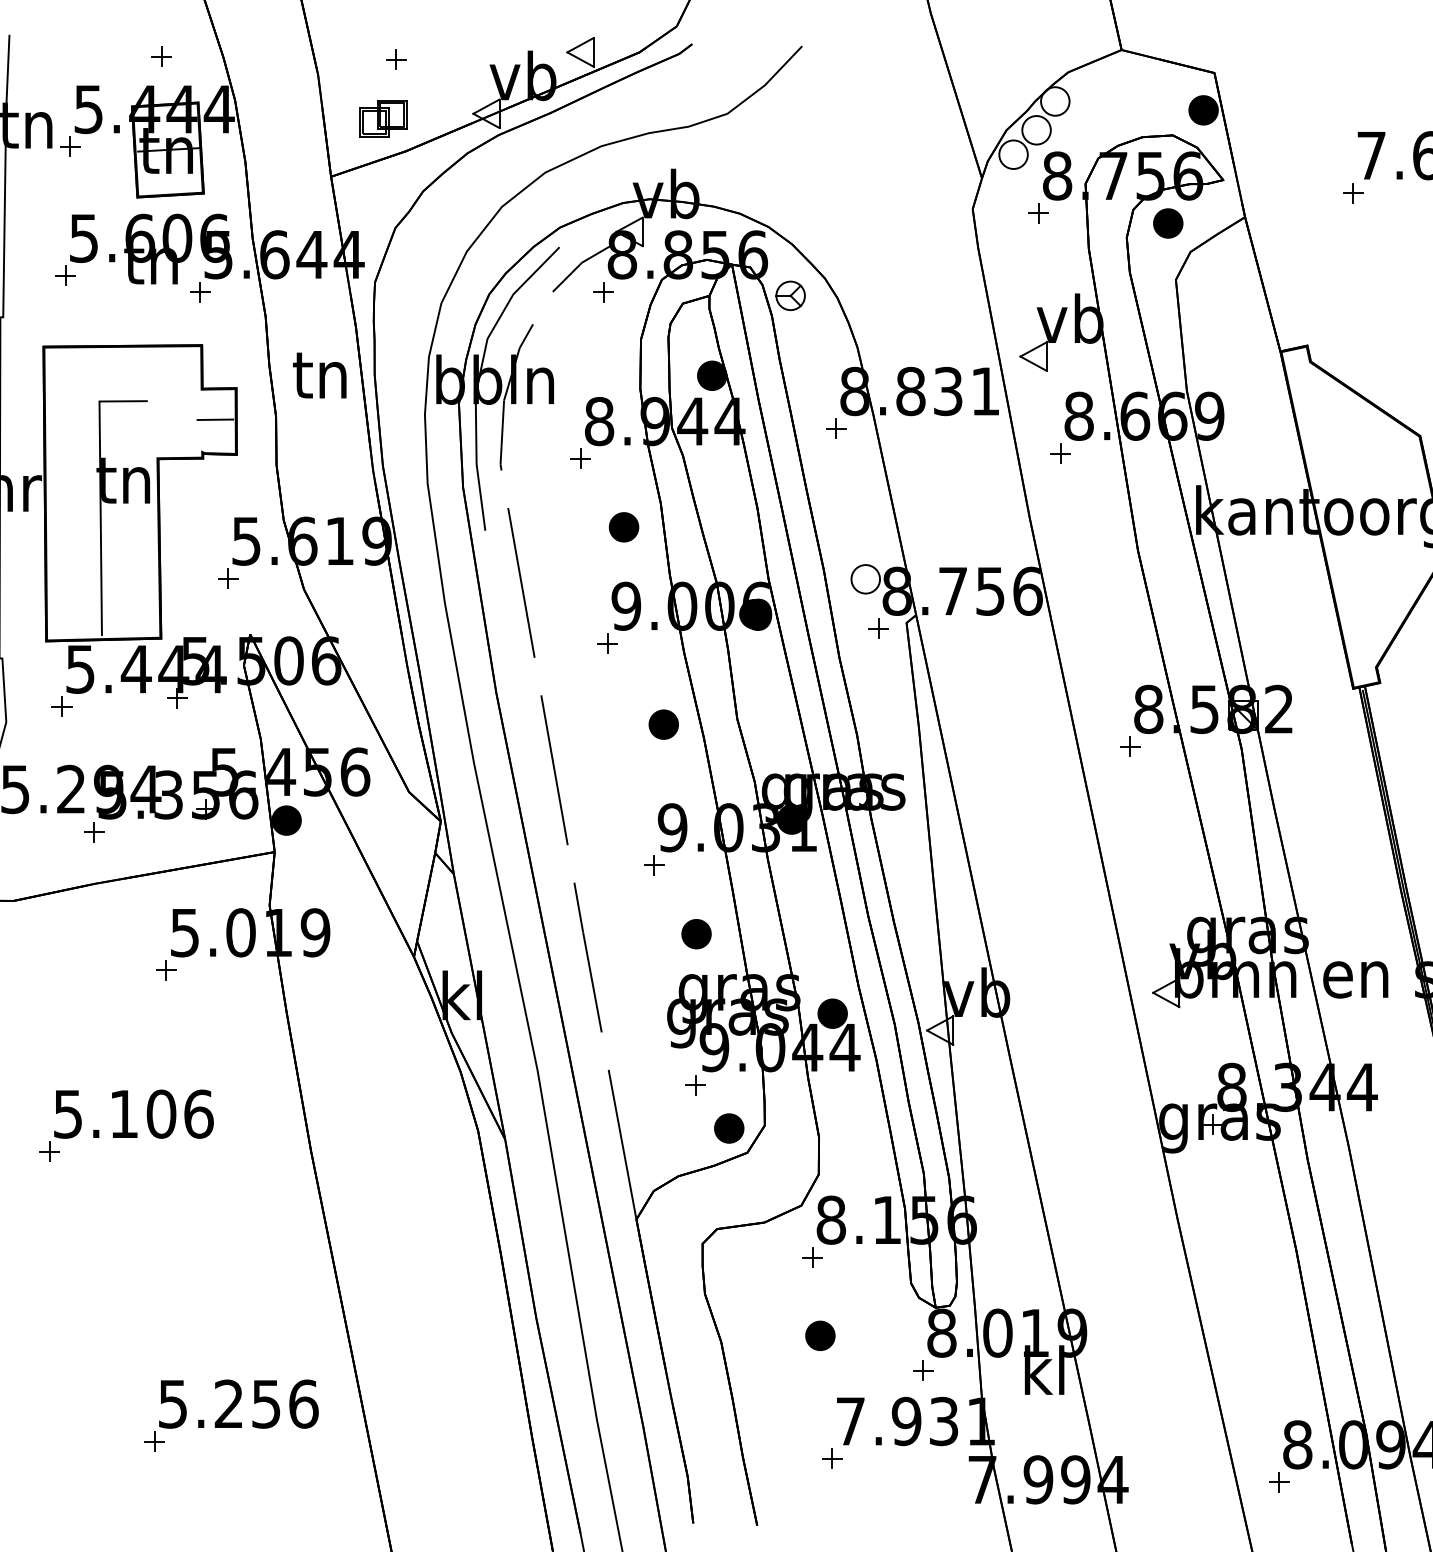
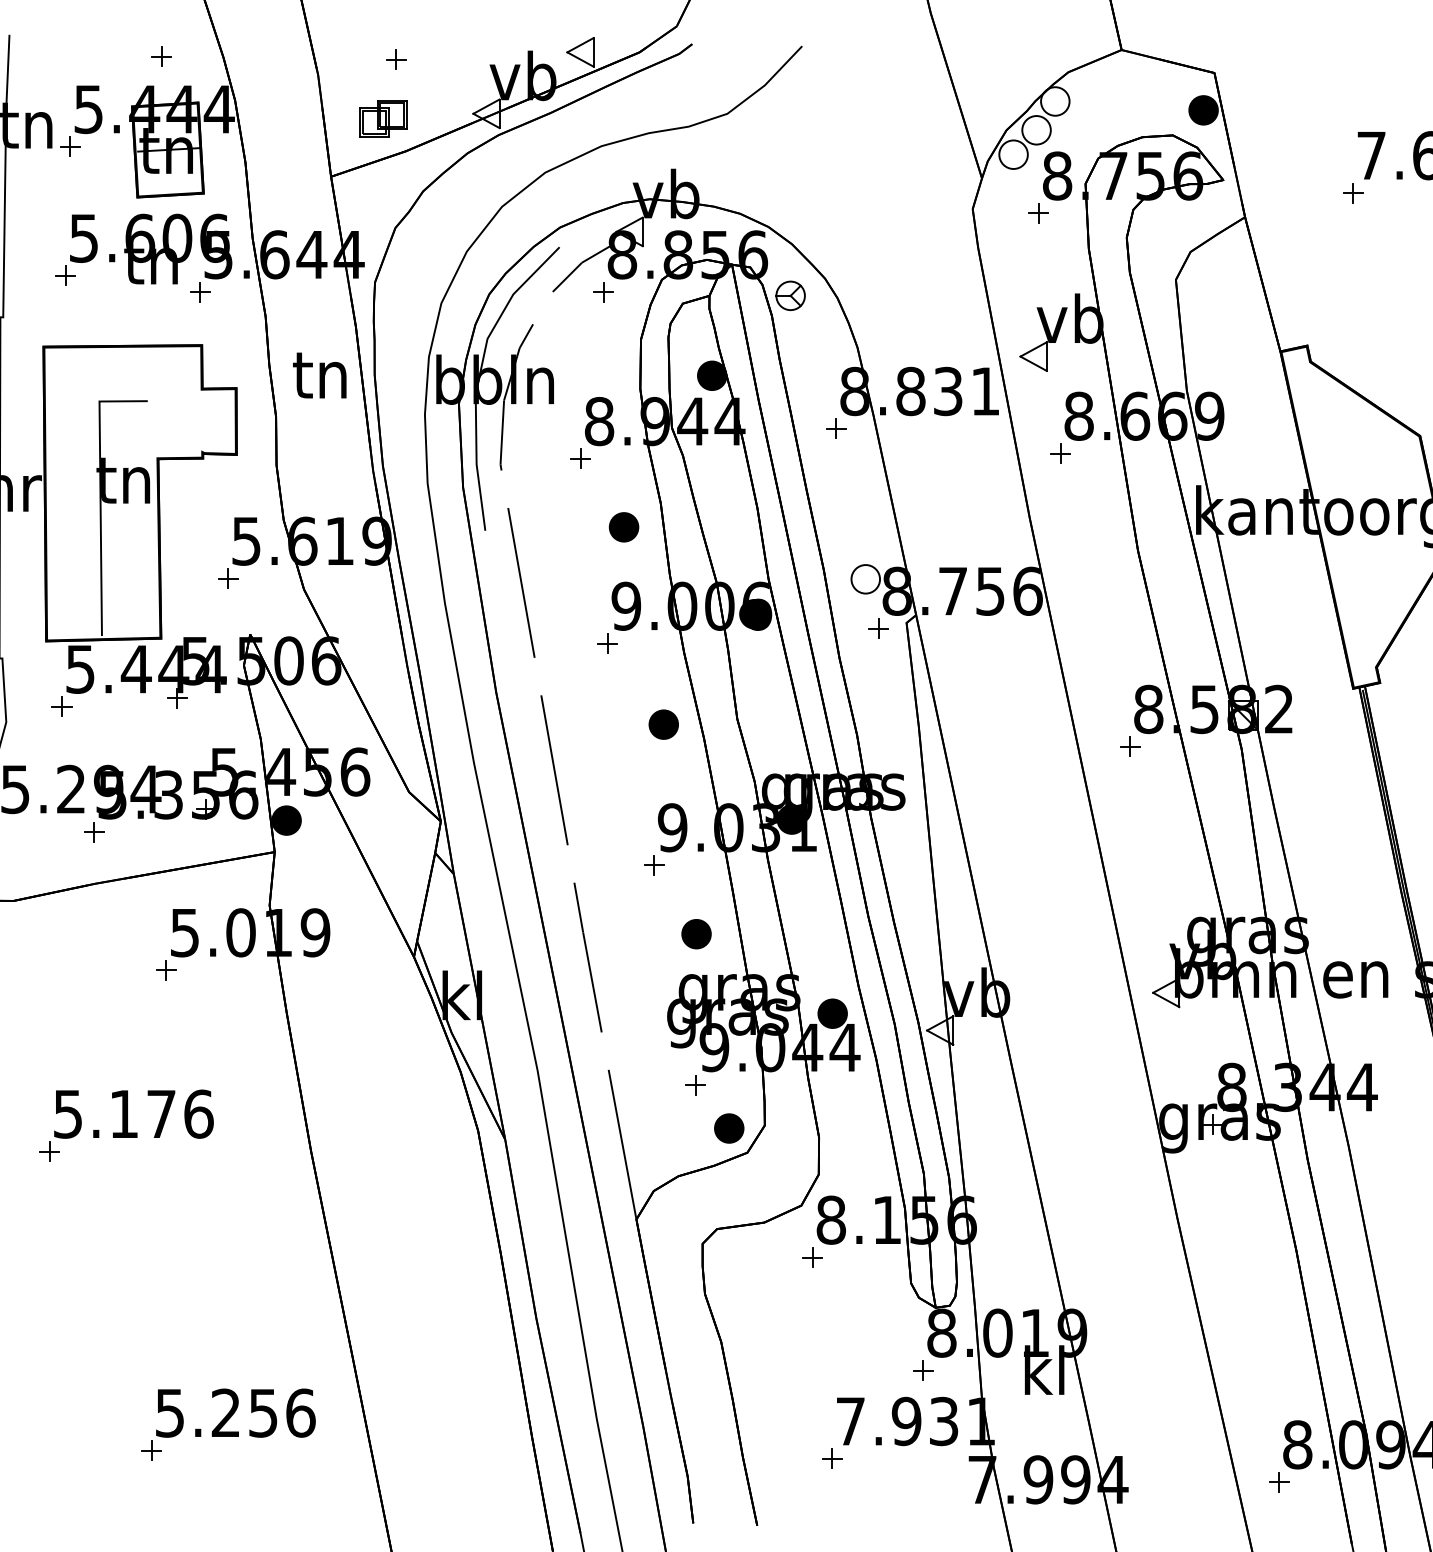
part: present -> none (1168, 223)
line: present -> none (215, 419)
text: 5.106 -> 5.176 (161, 1113)
part: present -> none (820, 1335)
part position: (231, 1415) -> (228, 1424) (228, 1424)
